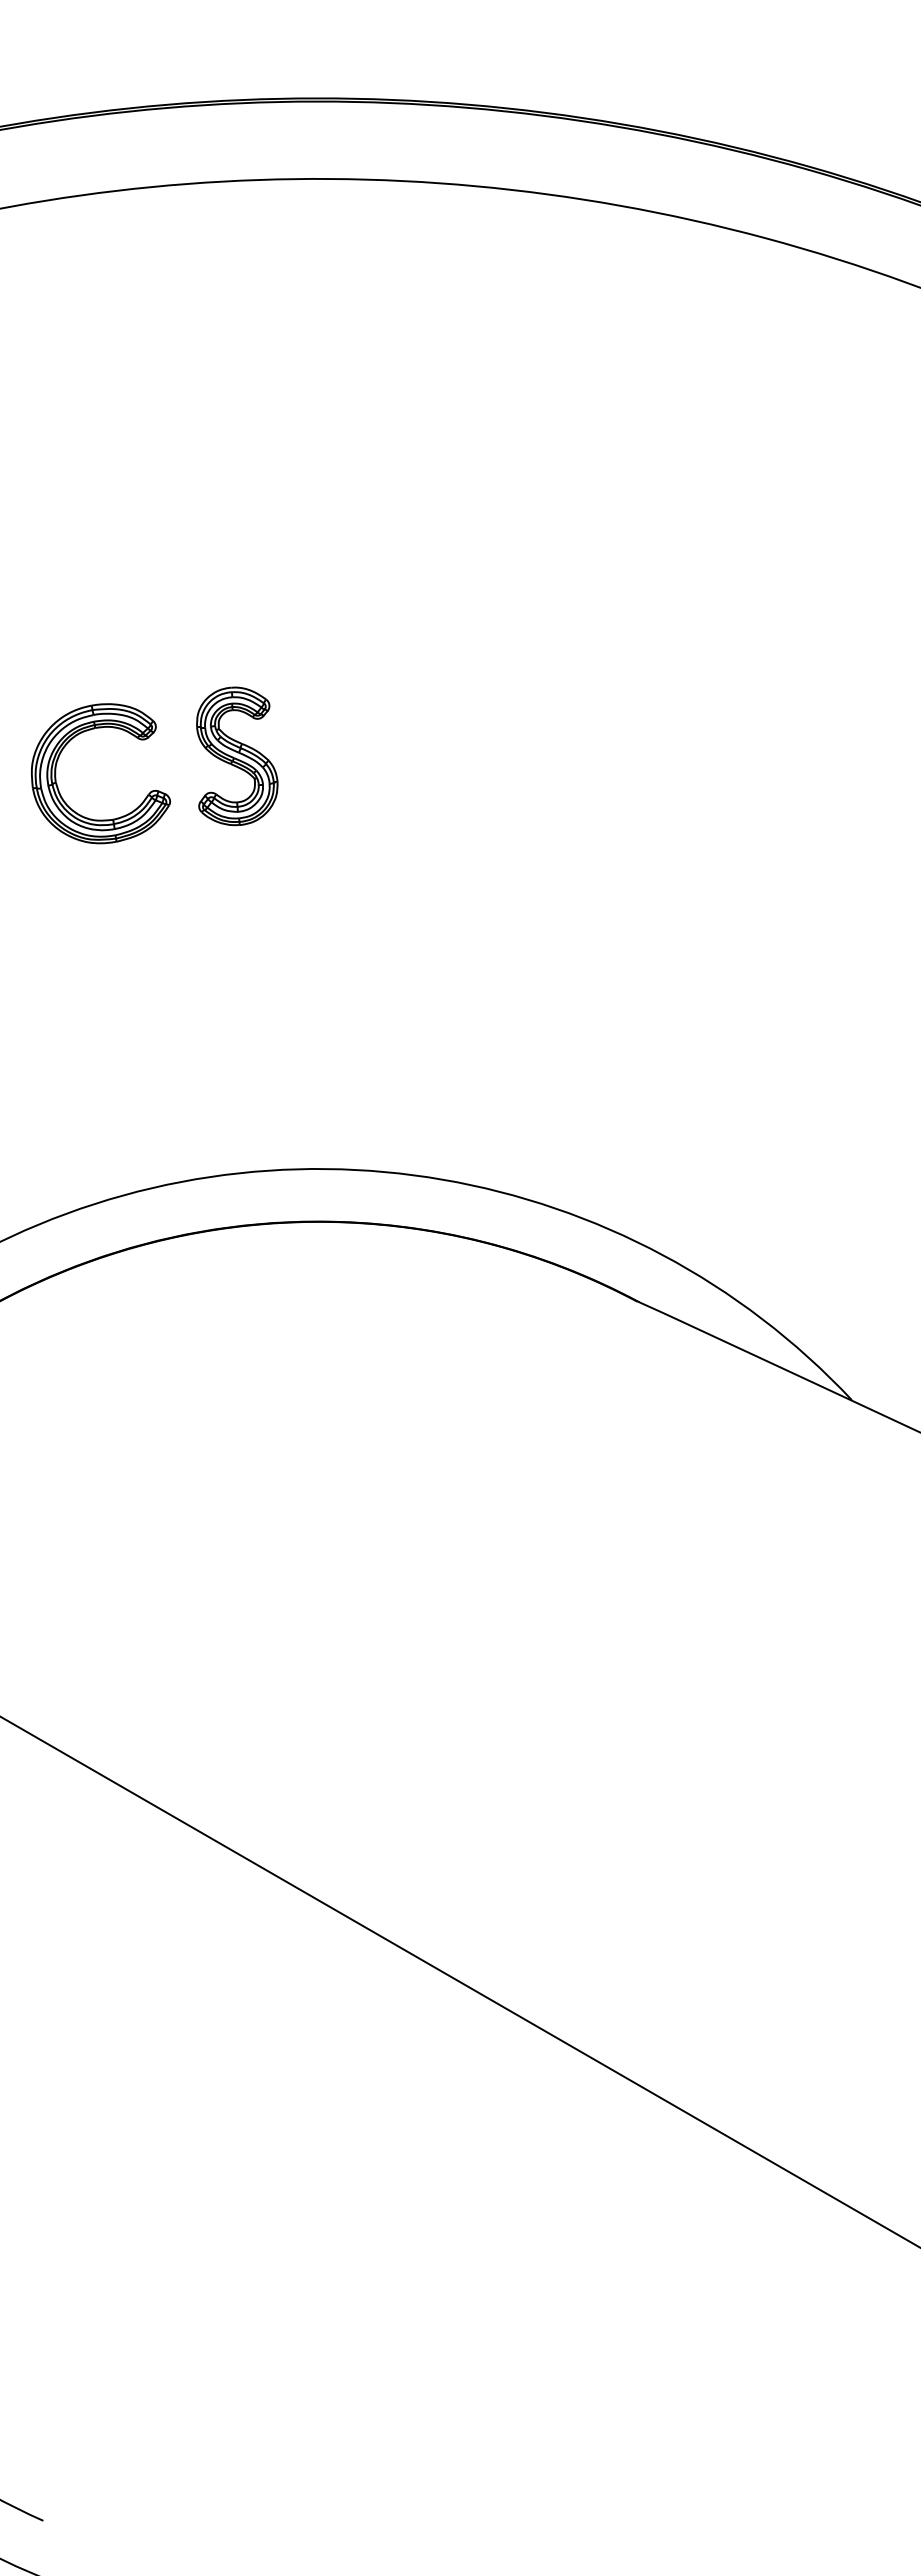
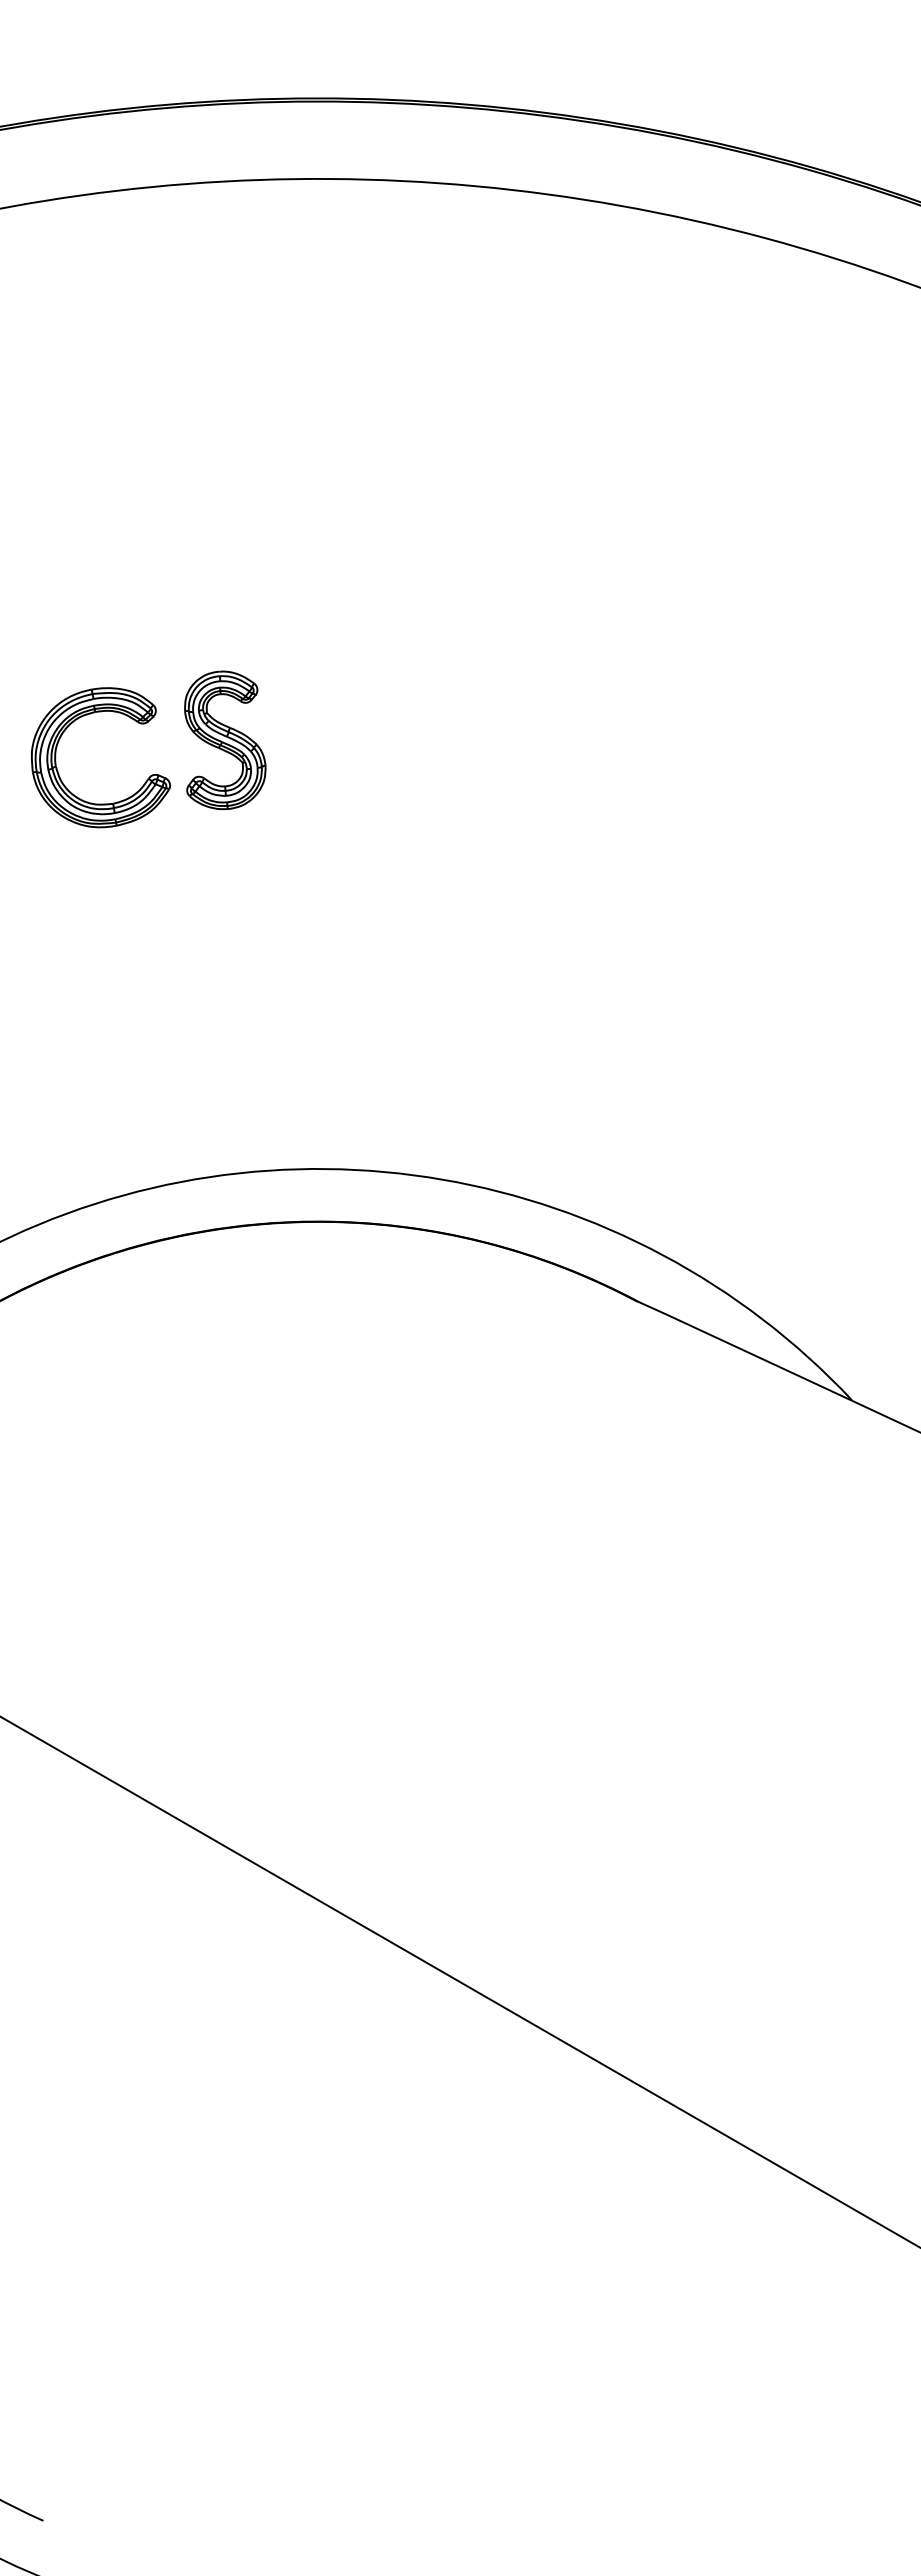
part position: (87, 731) -> (87, 715) (87, 715)
part position: (237, 756) -> (225, 740) (225, 740)
